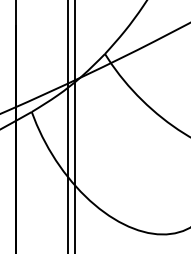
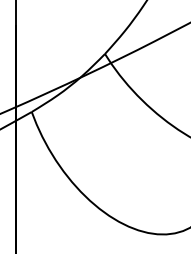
line: present -> none (68, 126)
line: present -> none (75, 126)
